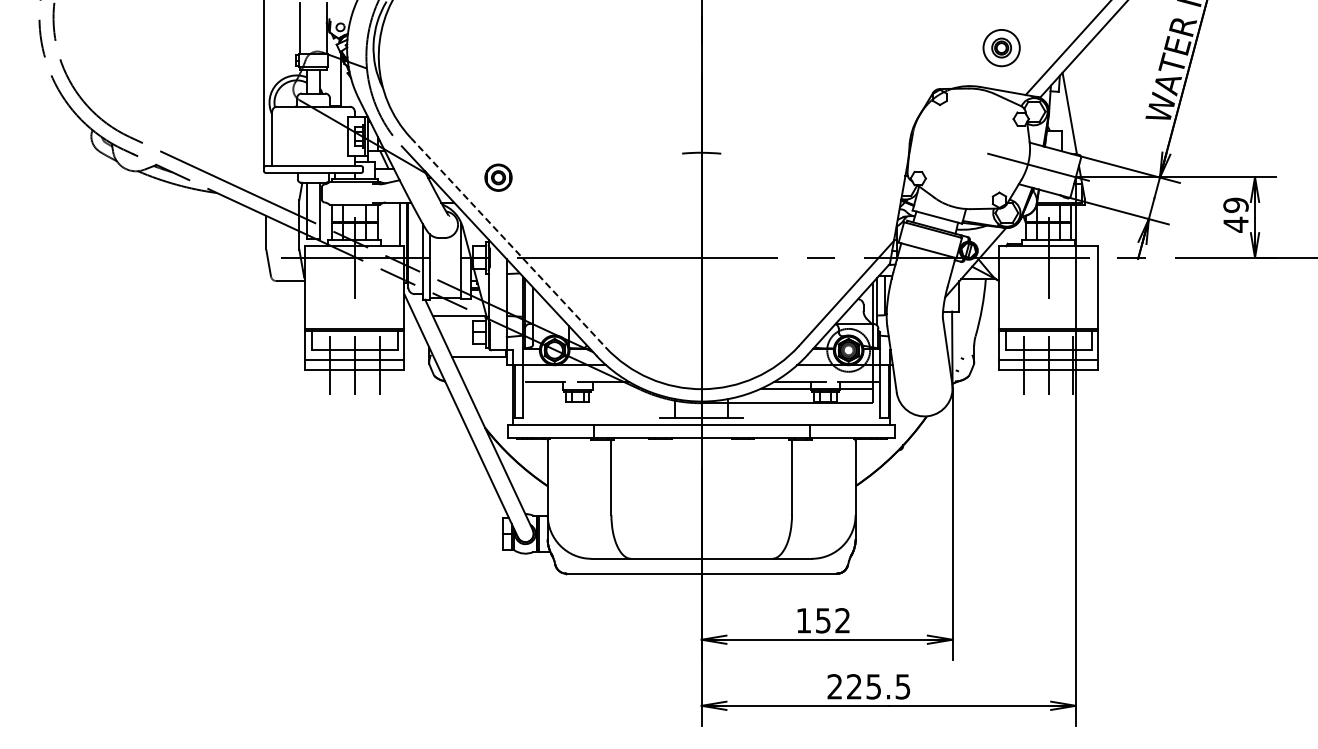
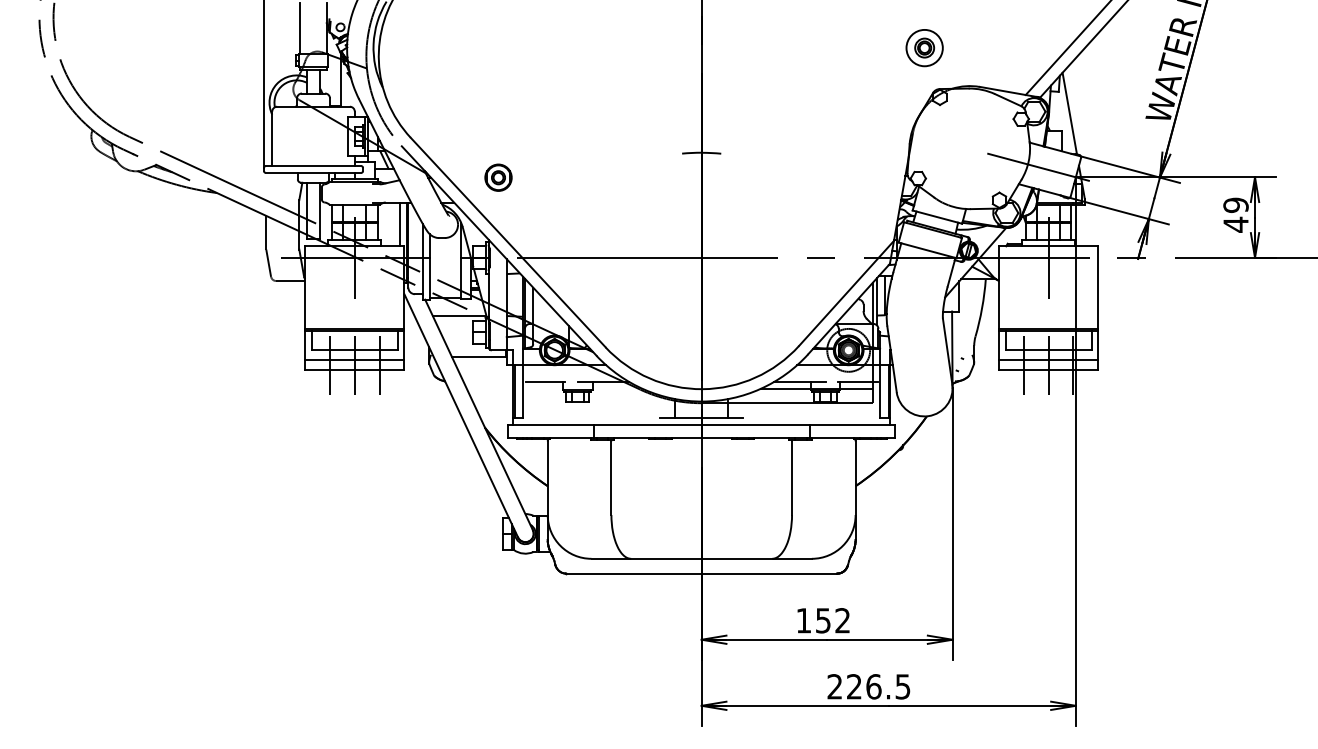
part position: (1001, 48) -> (924, 48) (924, 48)
line: dashed -> solid (508, 242)
text: 225.5 -> 226.5 (873, 686)
